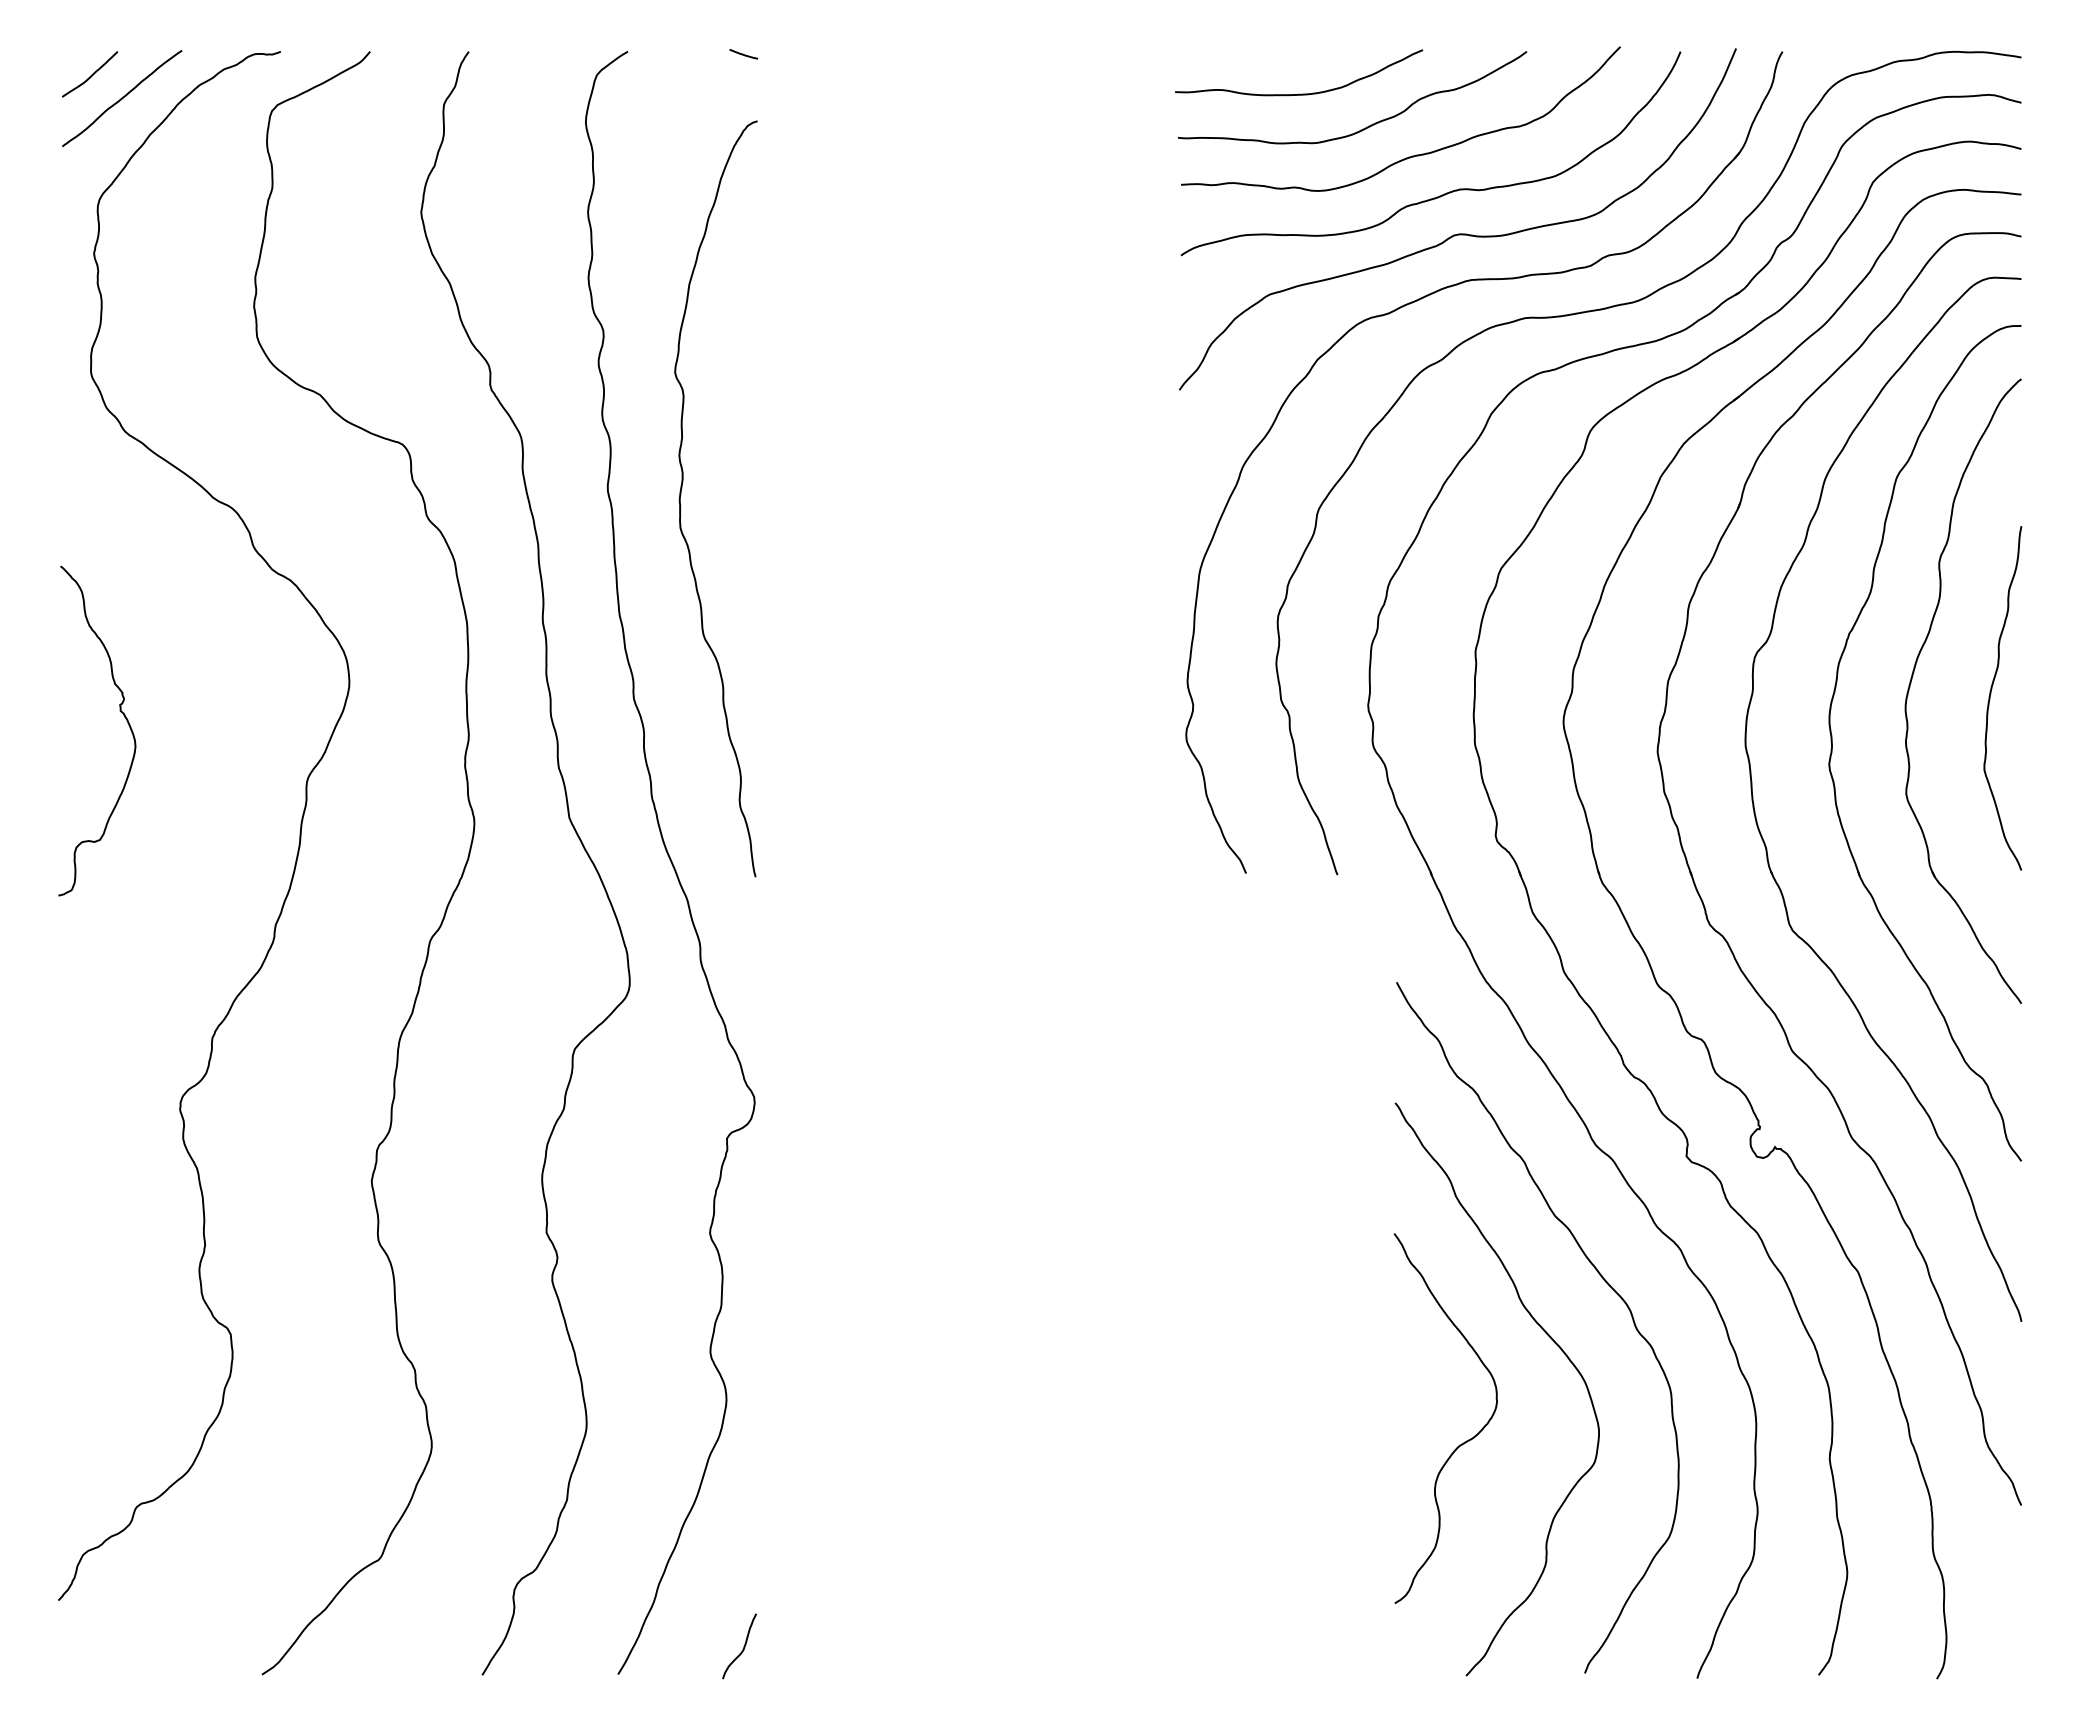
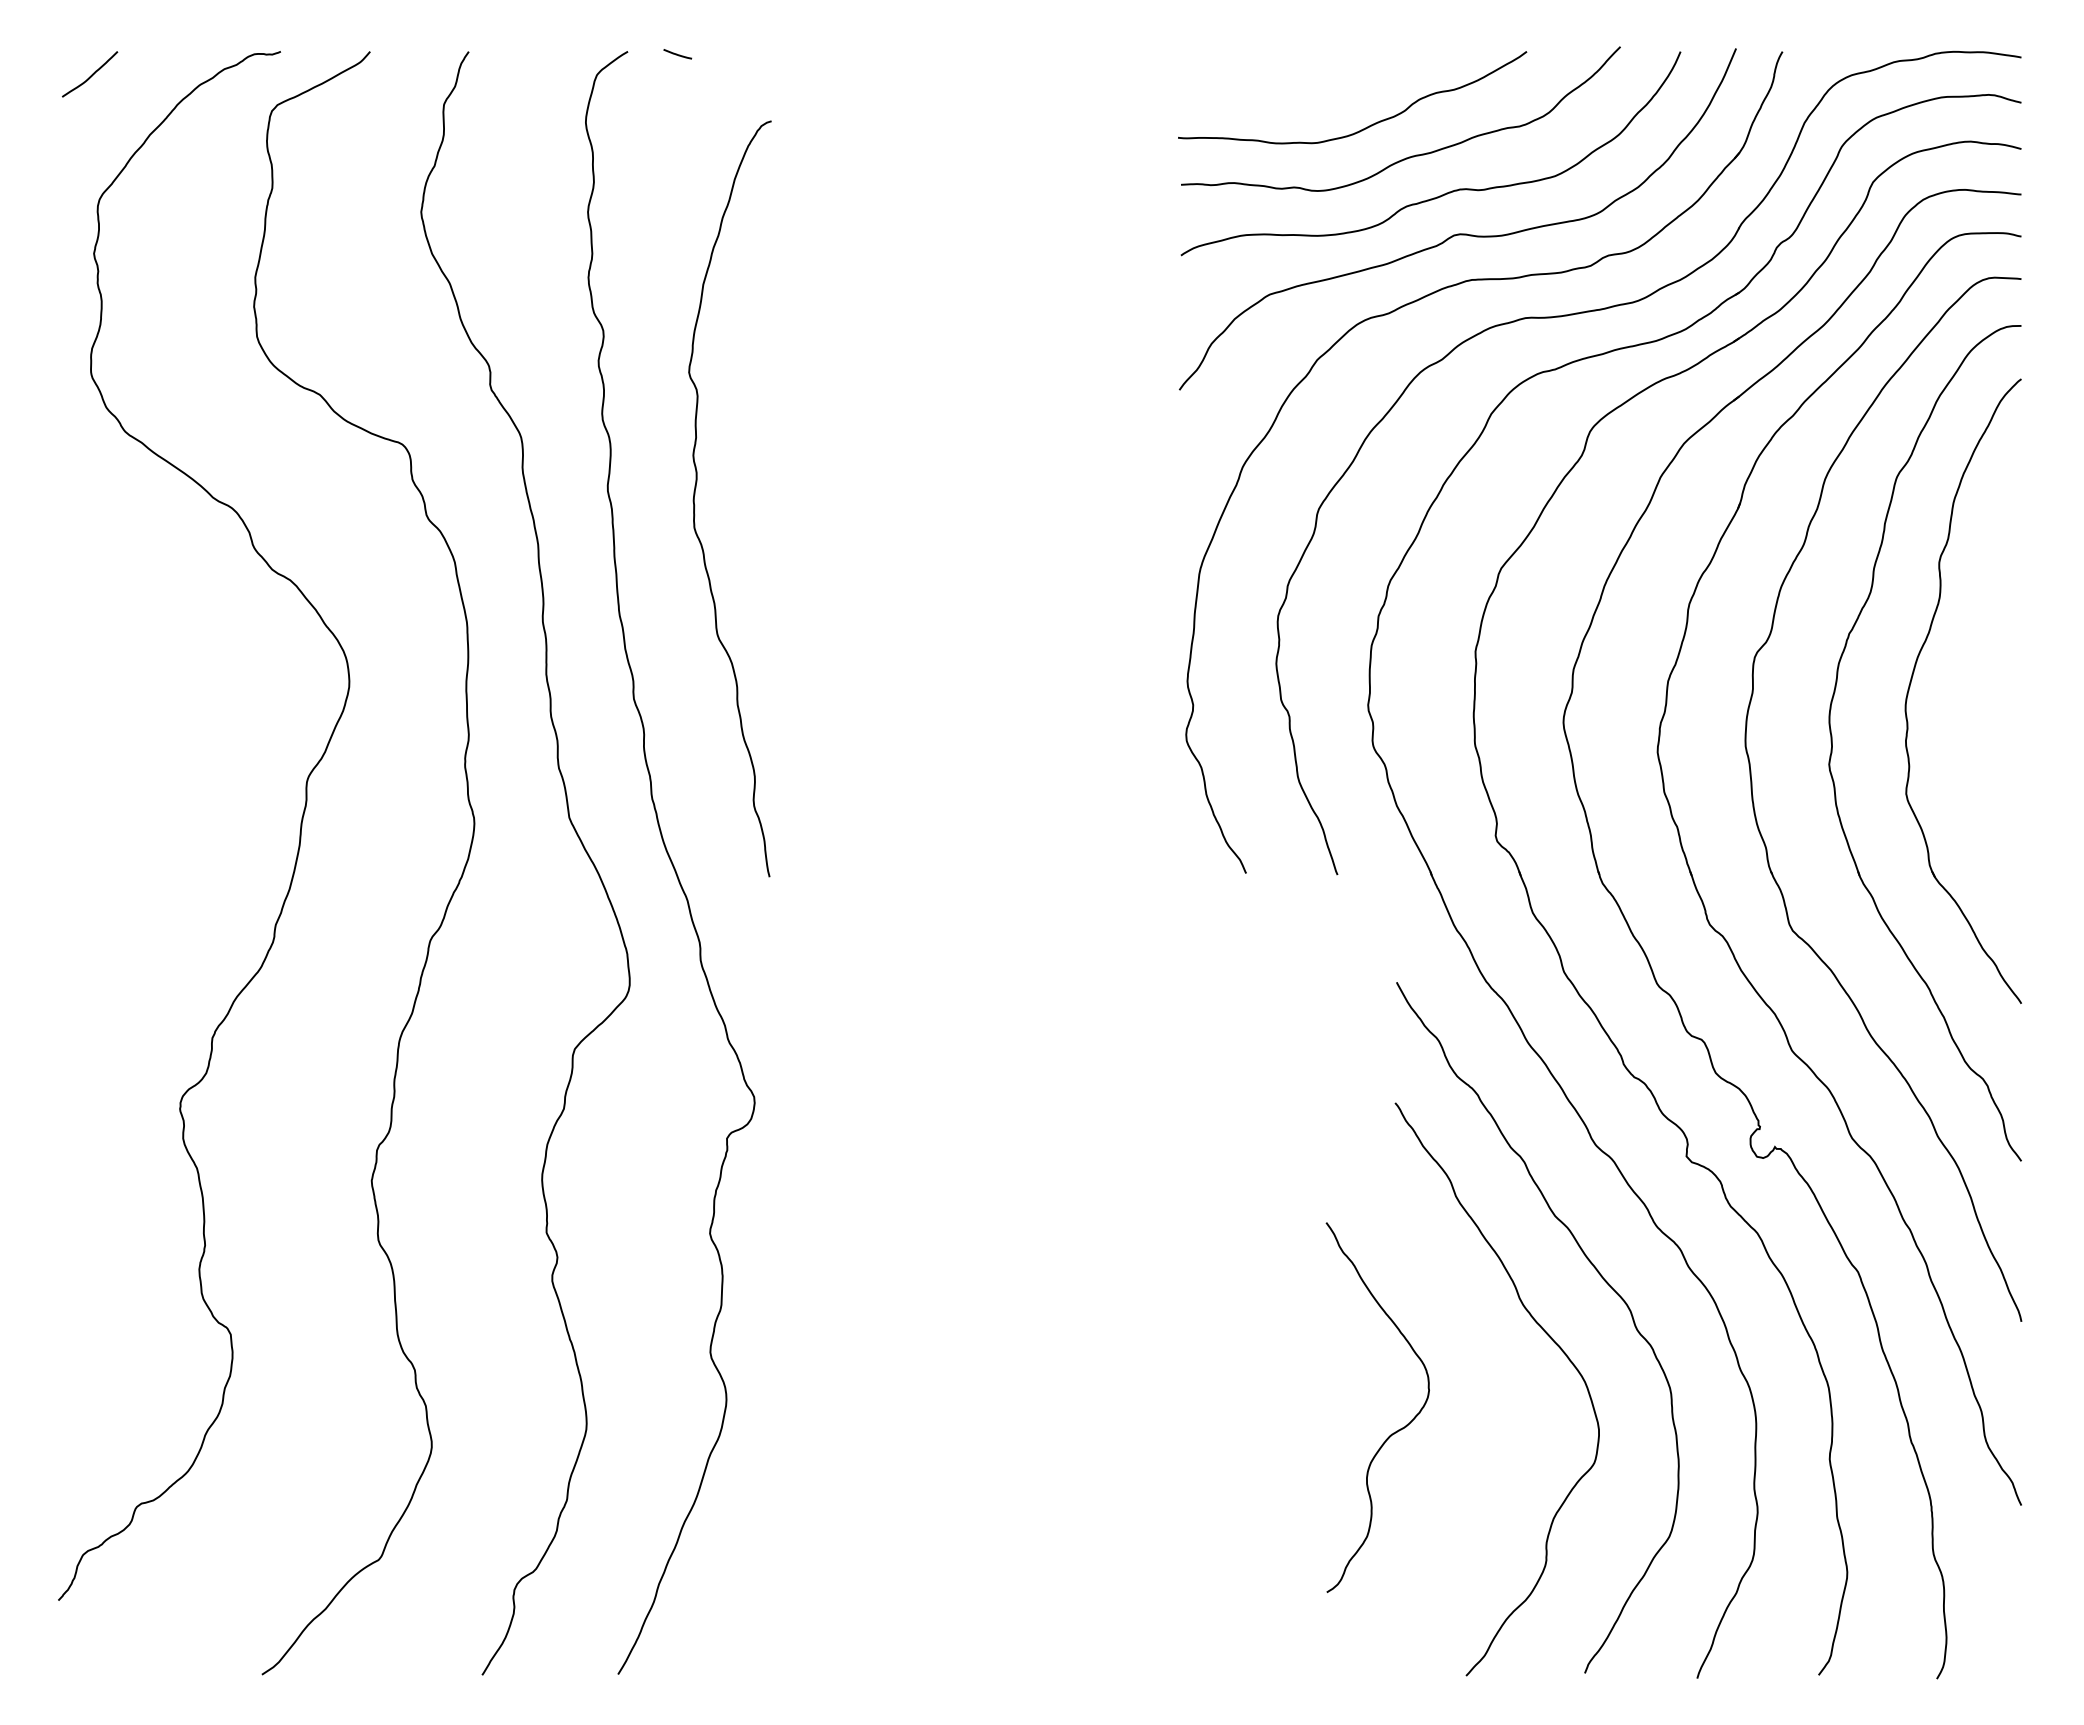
line position: (743, 54) -> (677, 54) (677, 54)
curve: present -> none (1299, 93)
curve: present -> none (122, 98)
curve position: (681, 495) -> (695, 495) (695, 495)
curve: present -> none (1991, 694)
curve: present -> none (119, 711)
curve position: (1459, 1444) -> (1391, 1433) (1391, 1433)
curve: present -> none (743, 1646)
